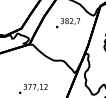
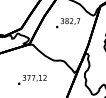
text position: (33, 88) -> (32, 79) (32, 79)
